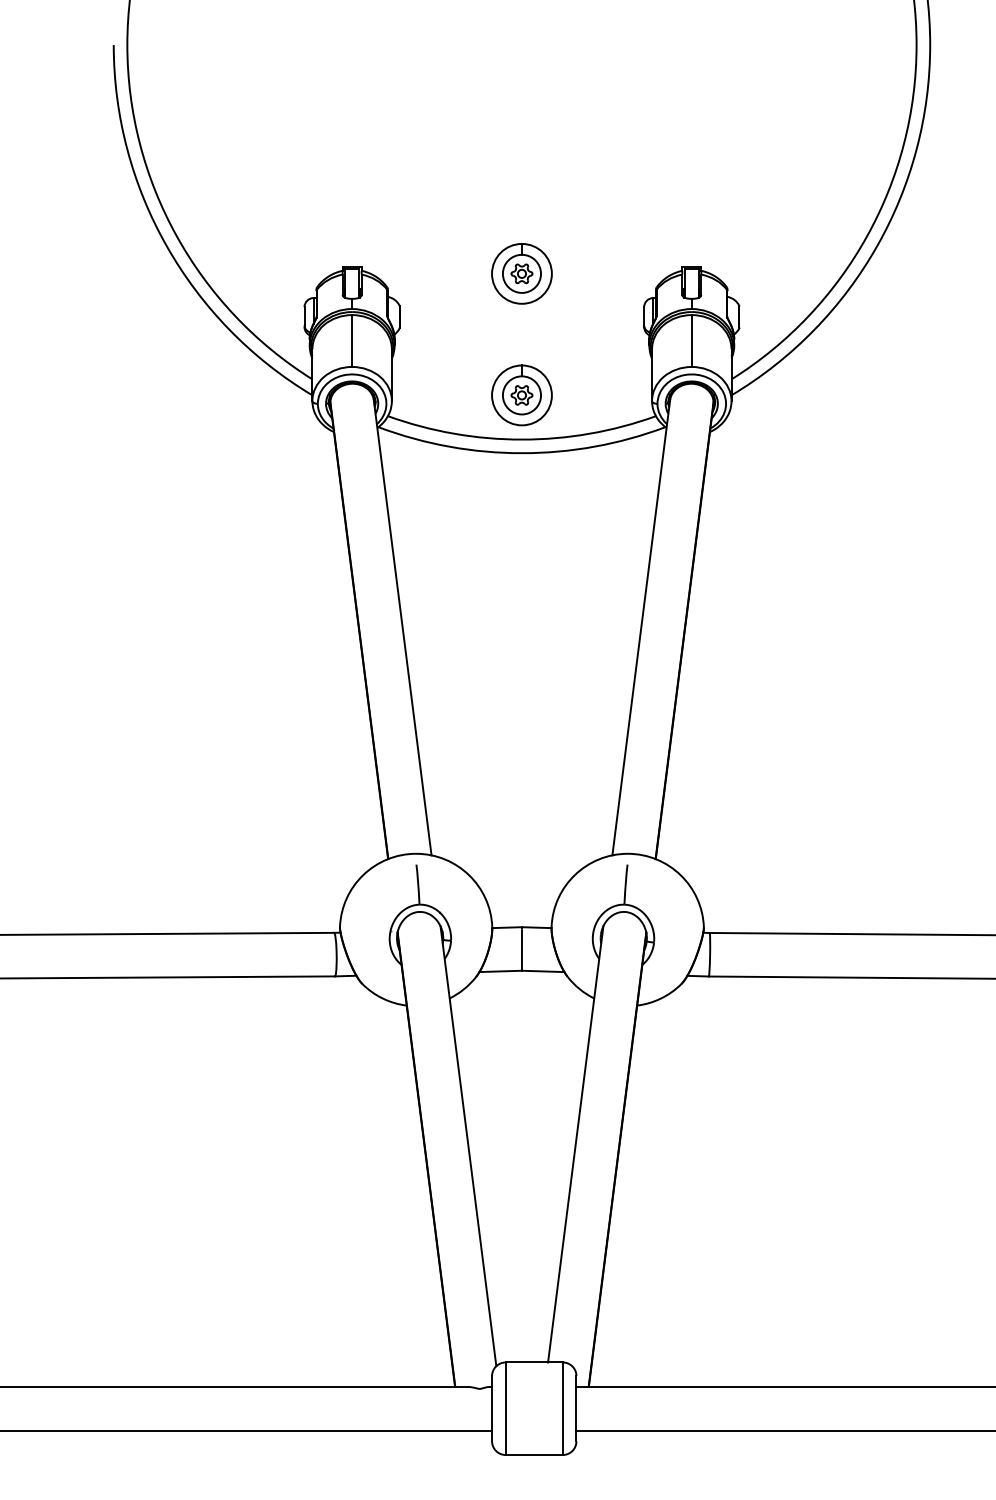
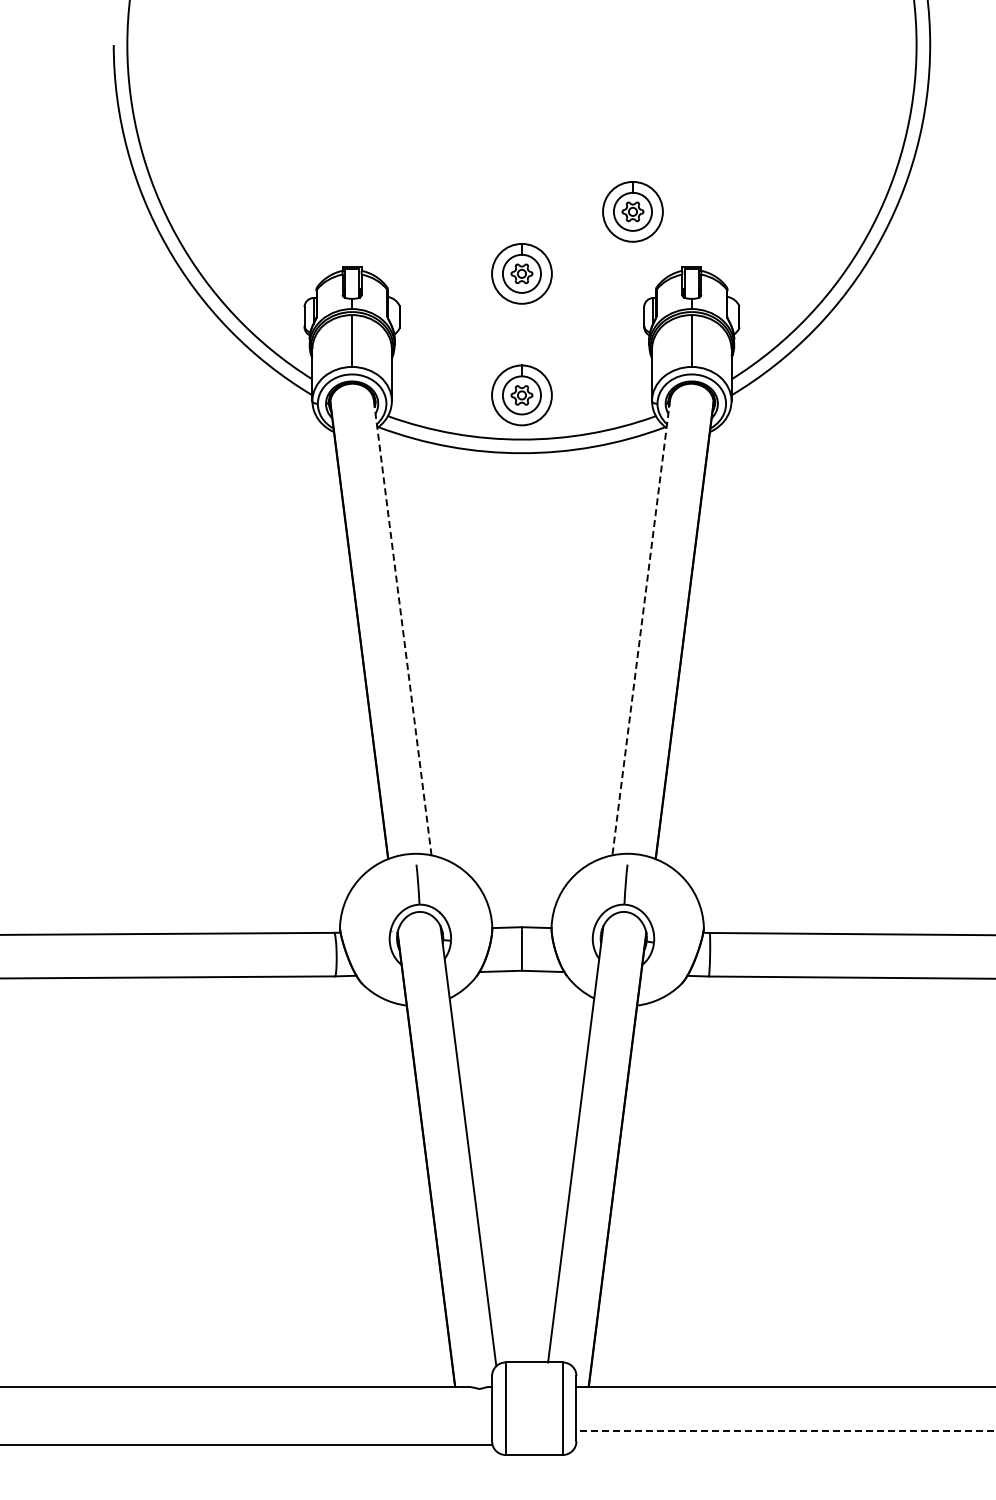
part: none -> present (632, 211)
line: solid -> dashed (402, 627)
line: solid -> dashed (641, 628)
line position: (247, 1430) -> (247, 1444) (247, 1444)
line: solid -> dashed (785, 1430)
